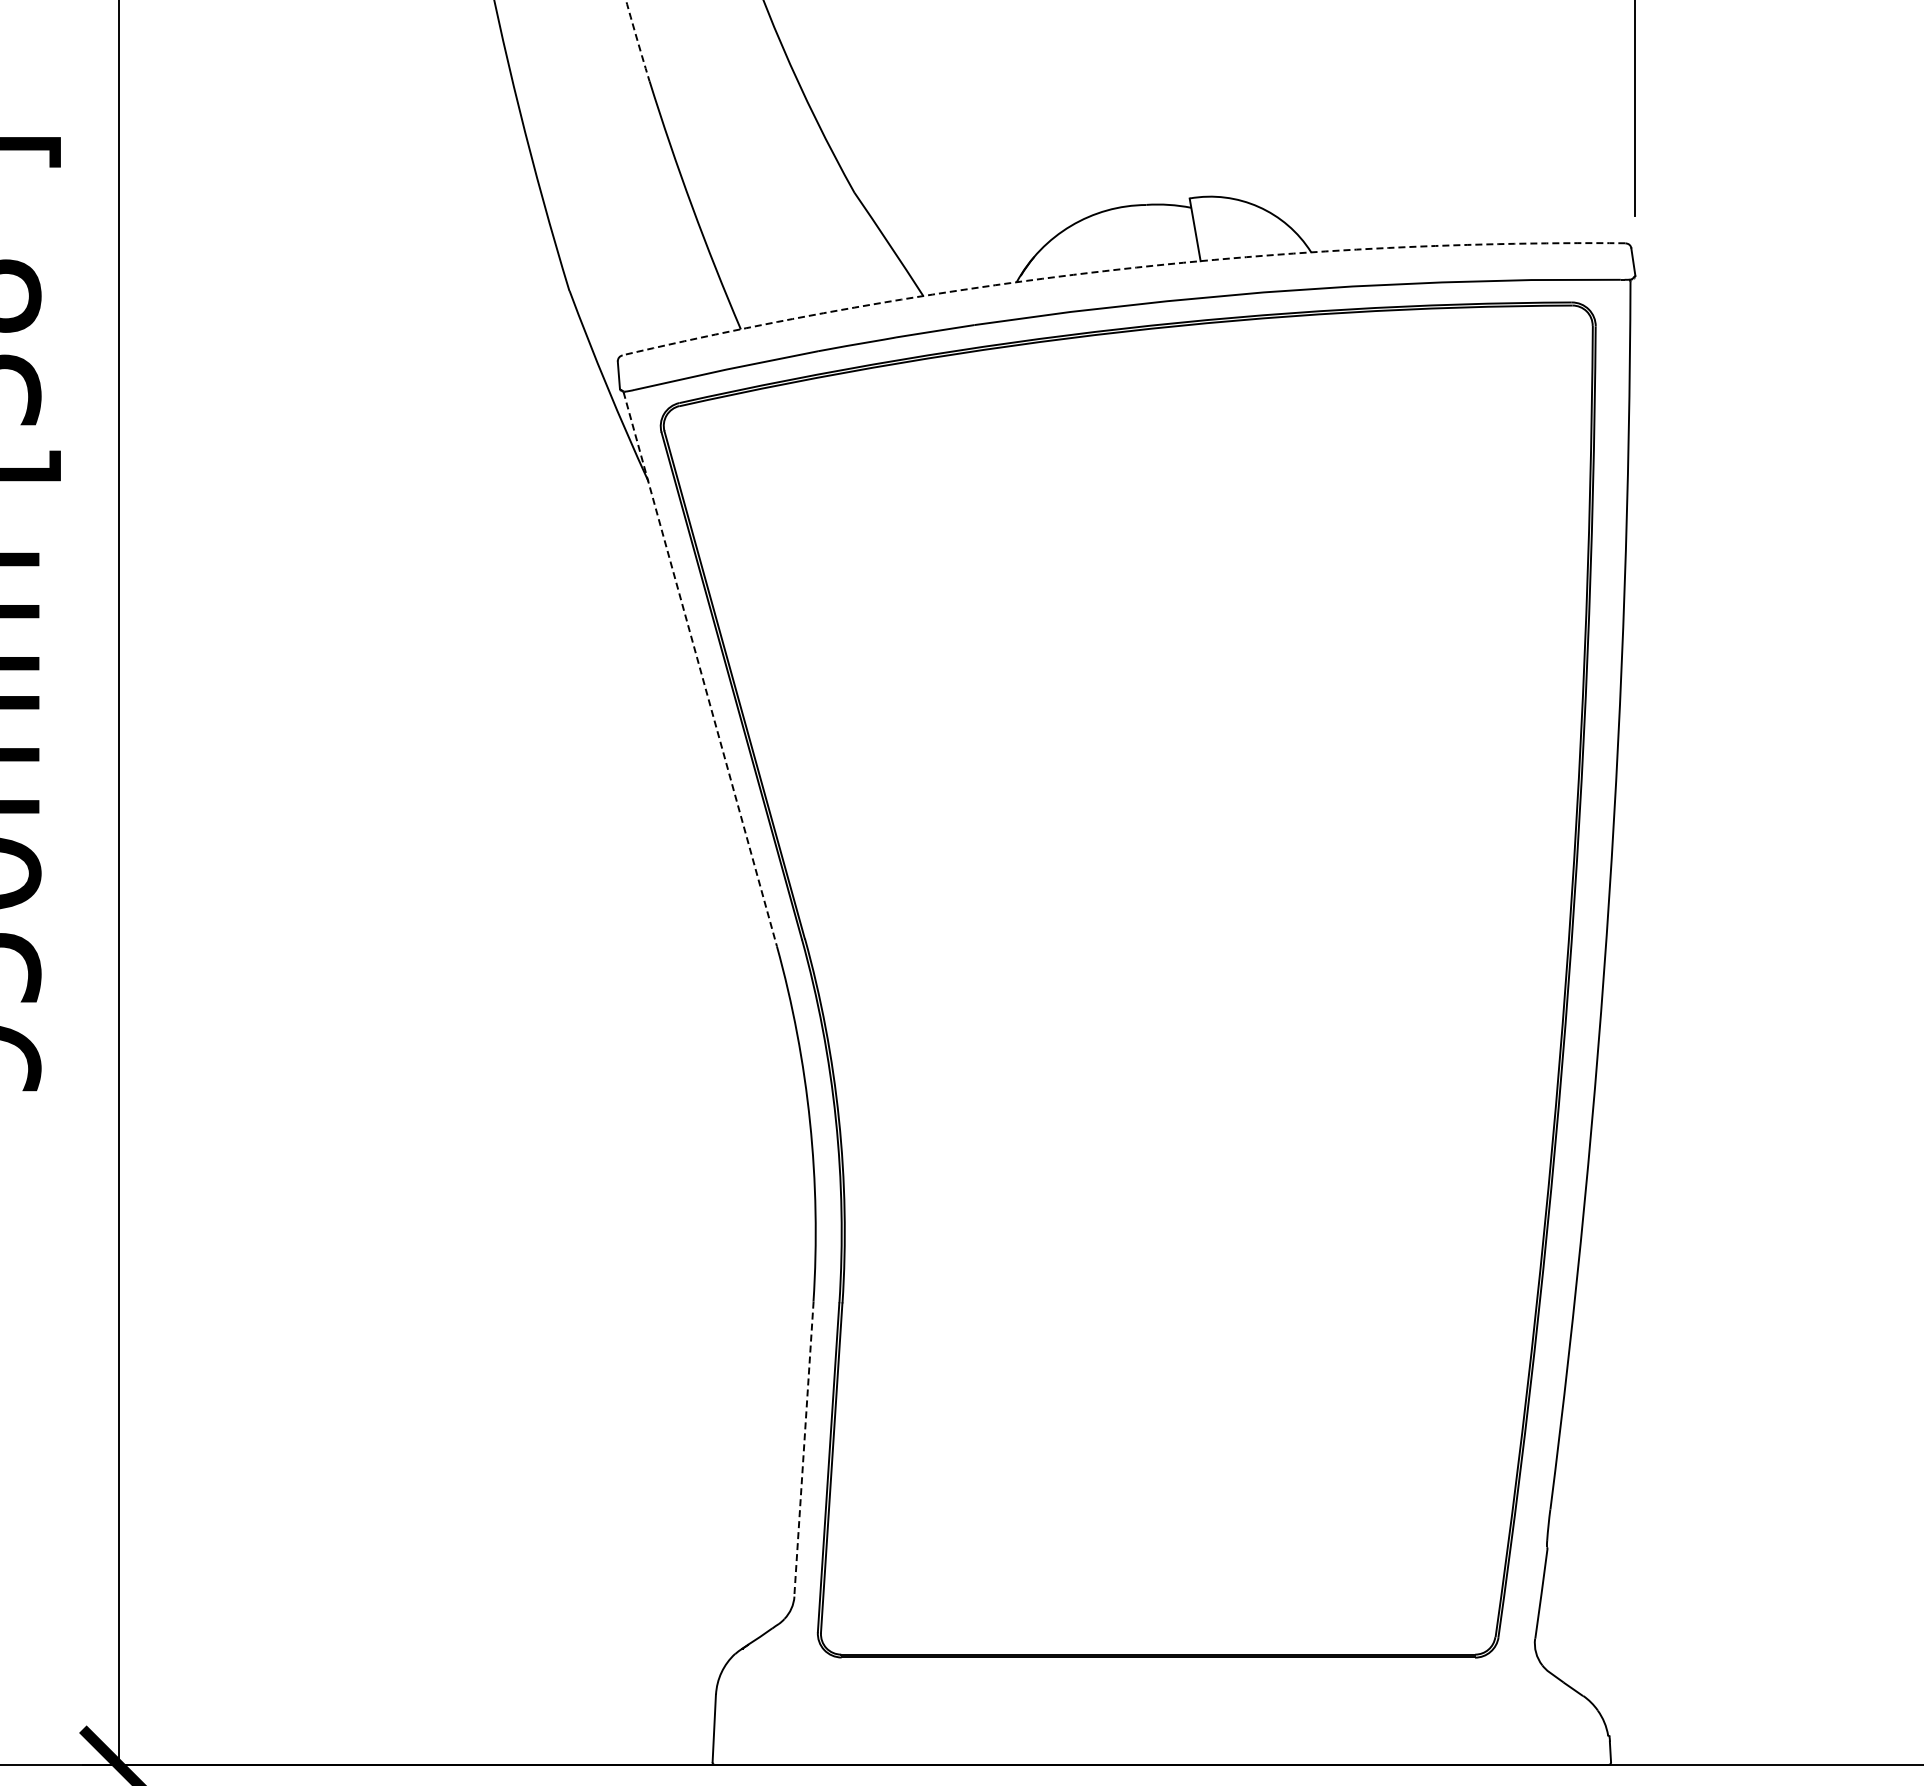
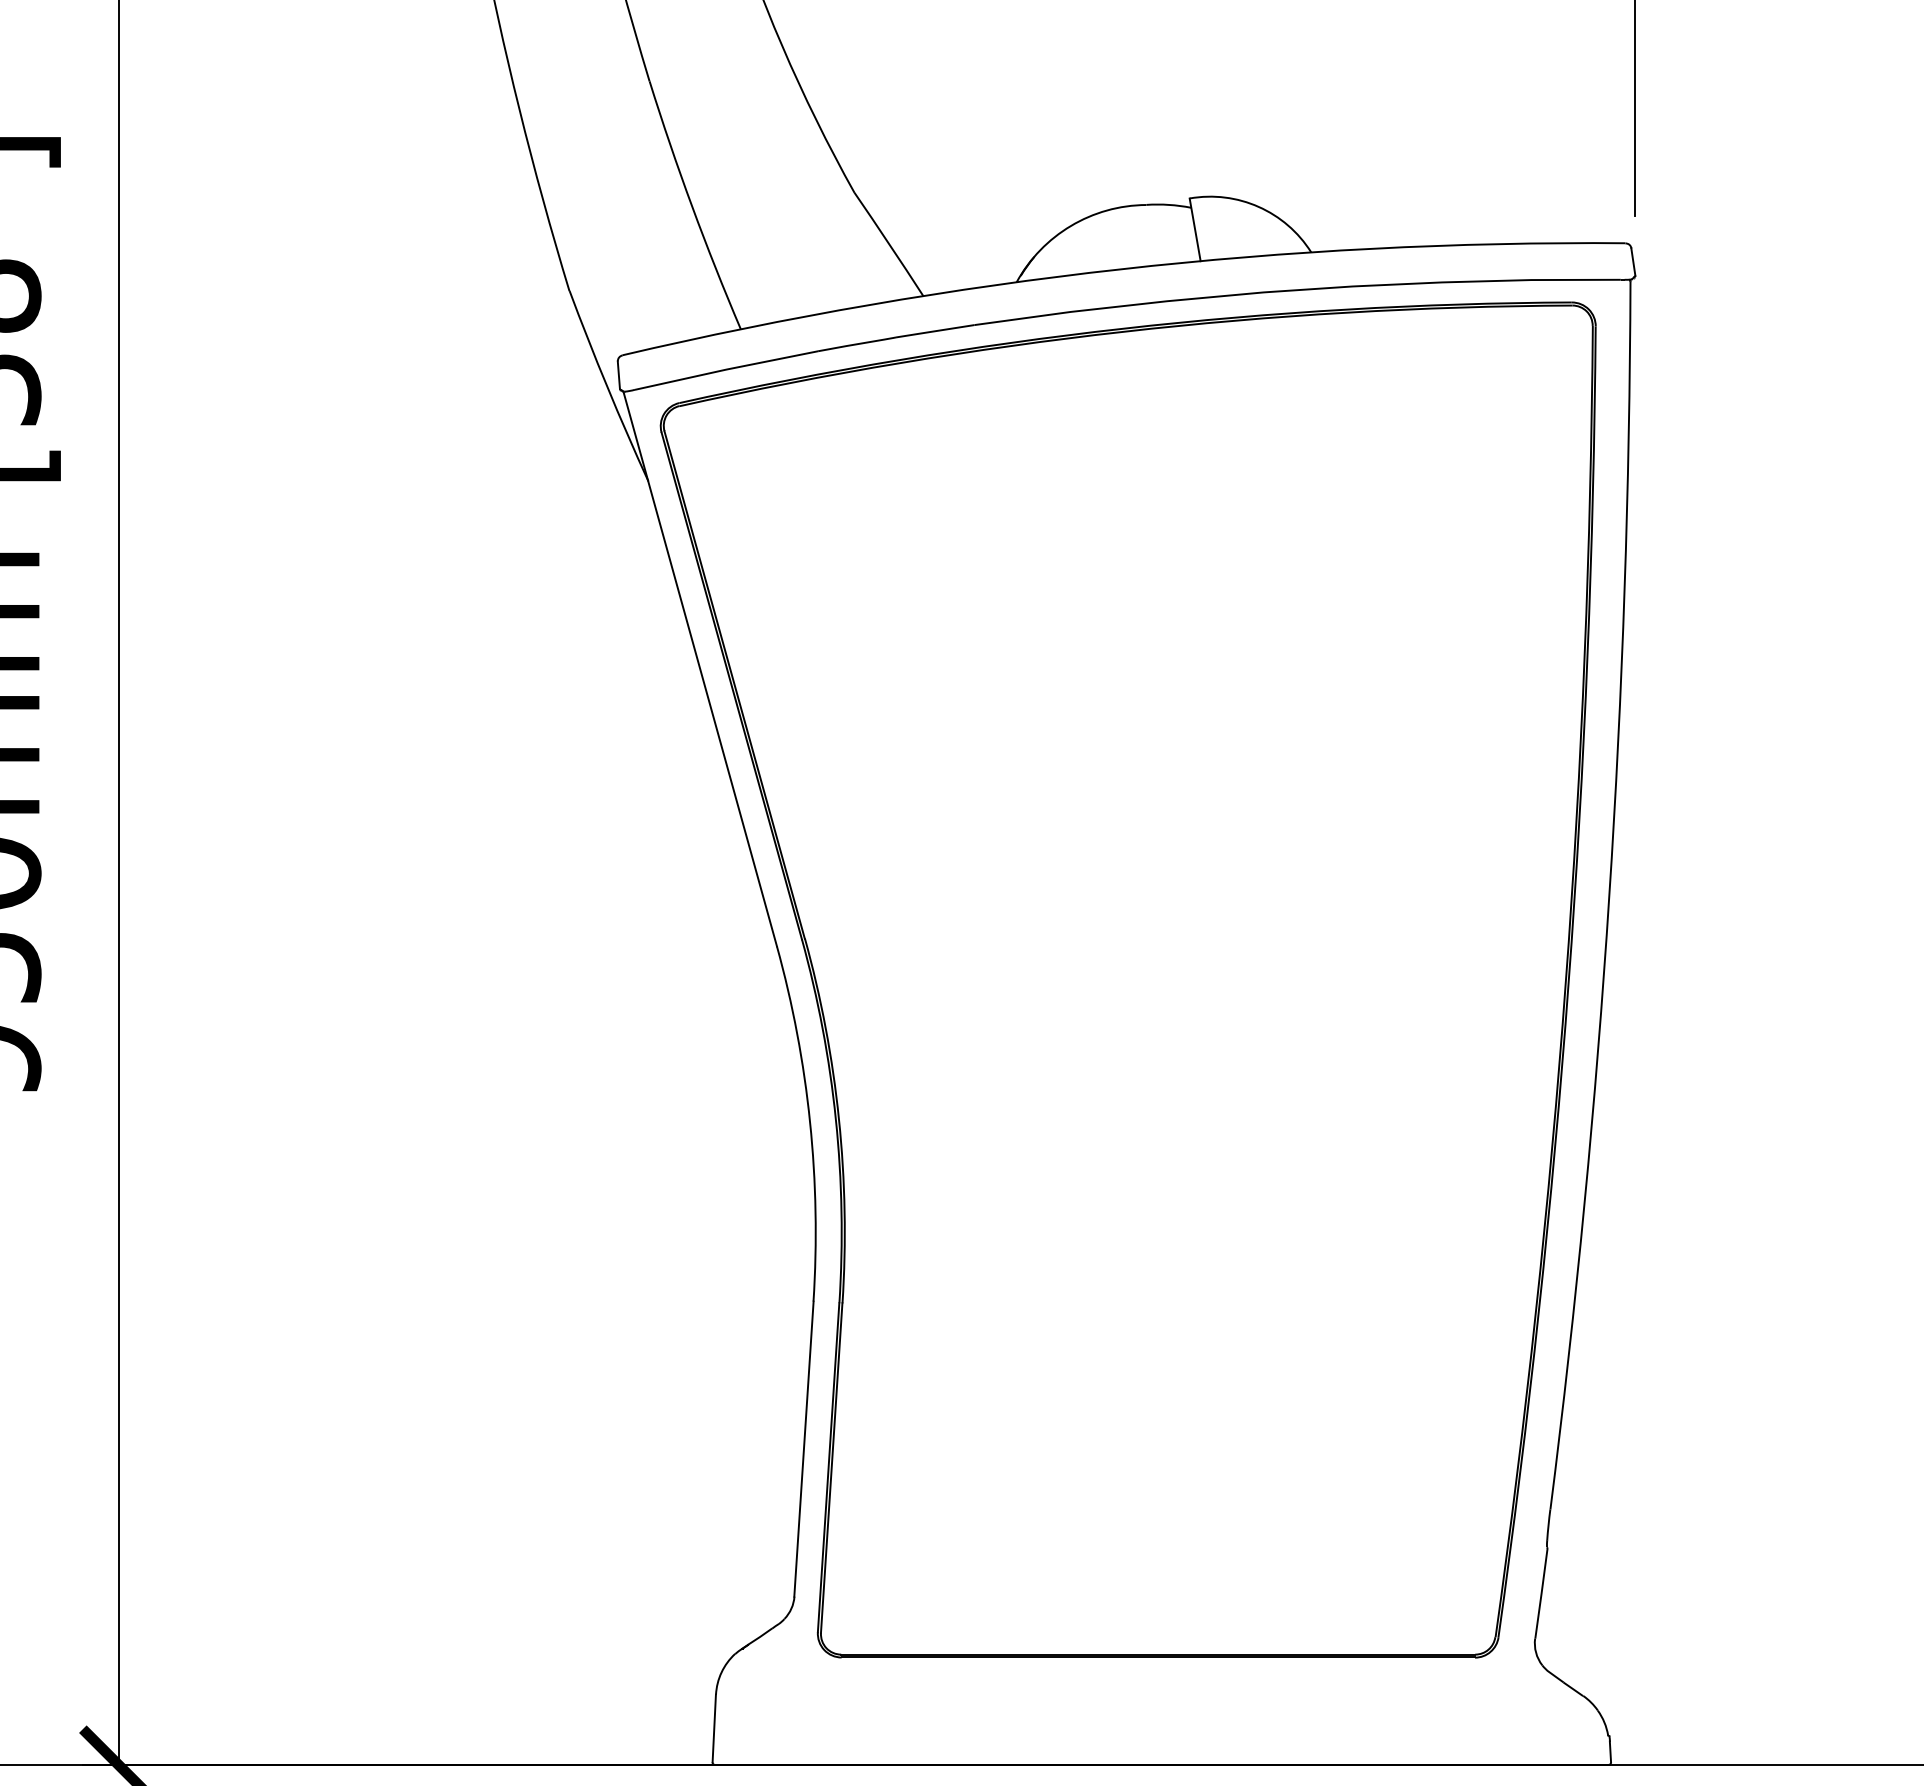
arc: dashed -> solid (637, 40)
arc: dashed -> solid (1120, 269)
line: dashed -> solid (700, 669)
line: dashed -> solid (803, 1449)
